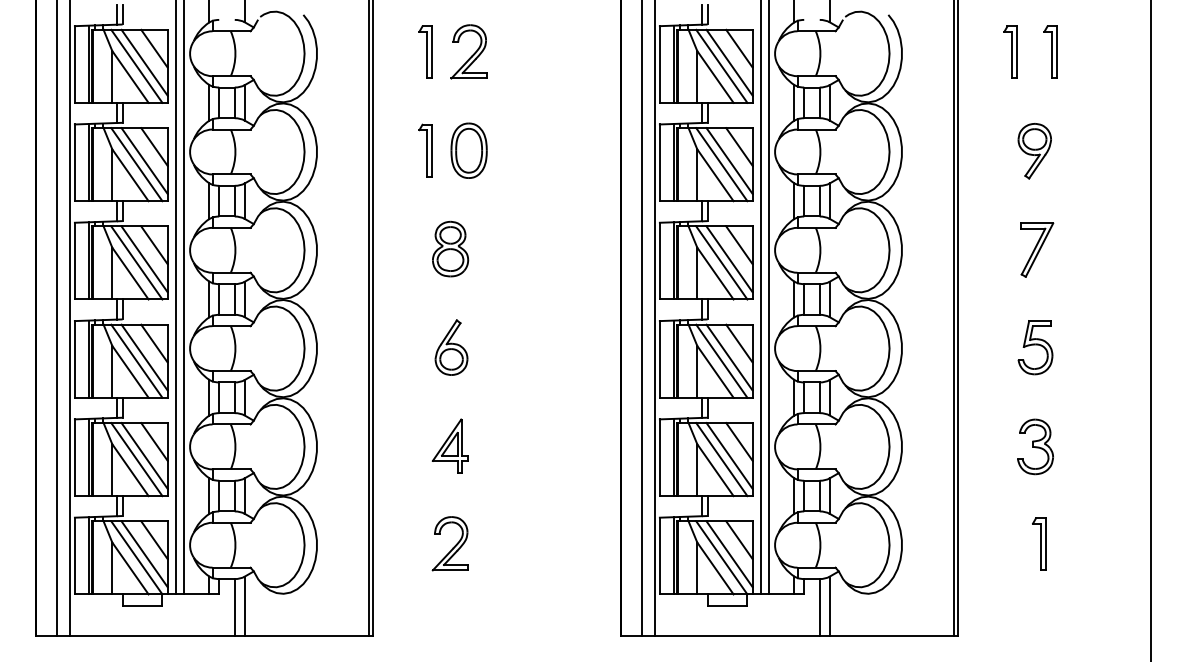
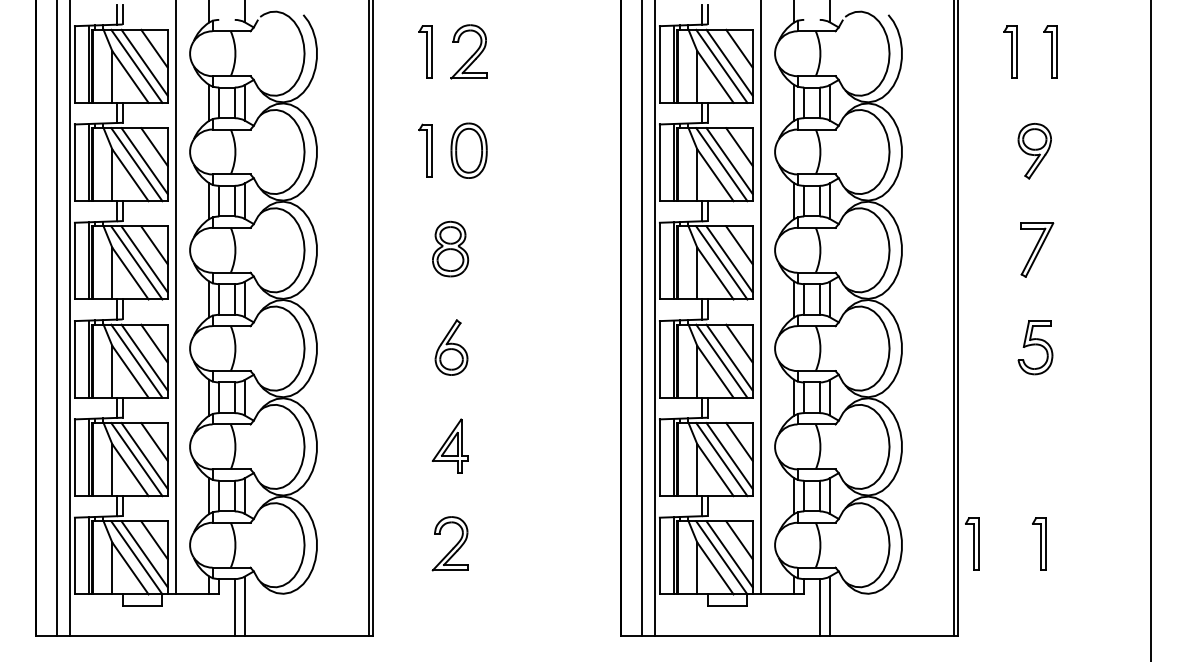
line: present -> none (184, 298)
line: present -> none (769, 298)
part: present -> none (1035, 446)
part: none -> present (972, 543)
